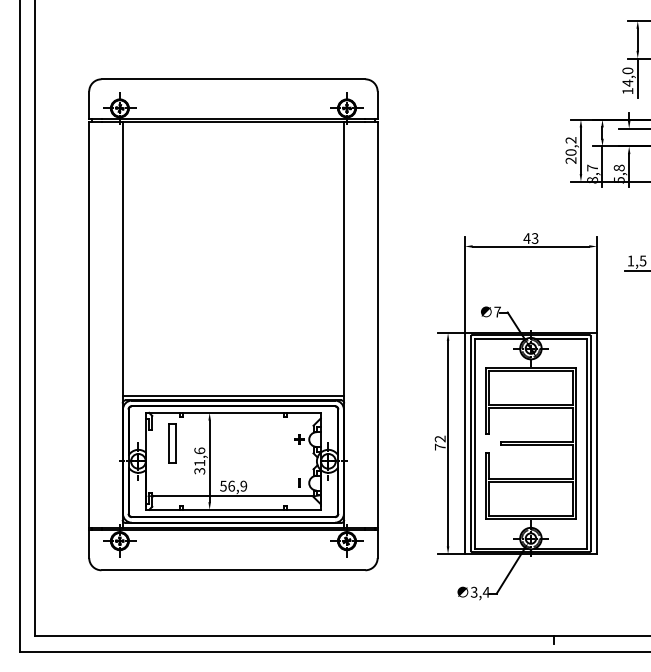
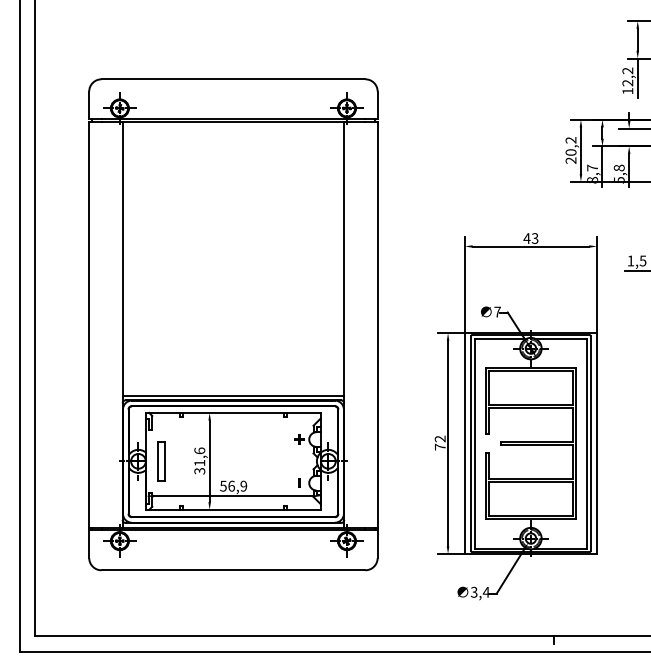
text: 14,0 -> 12,2 (627, 76)
part position: (172, 443) -> (161, 461) (161, 461)
